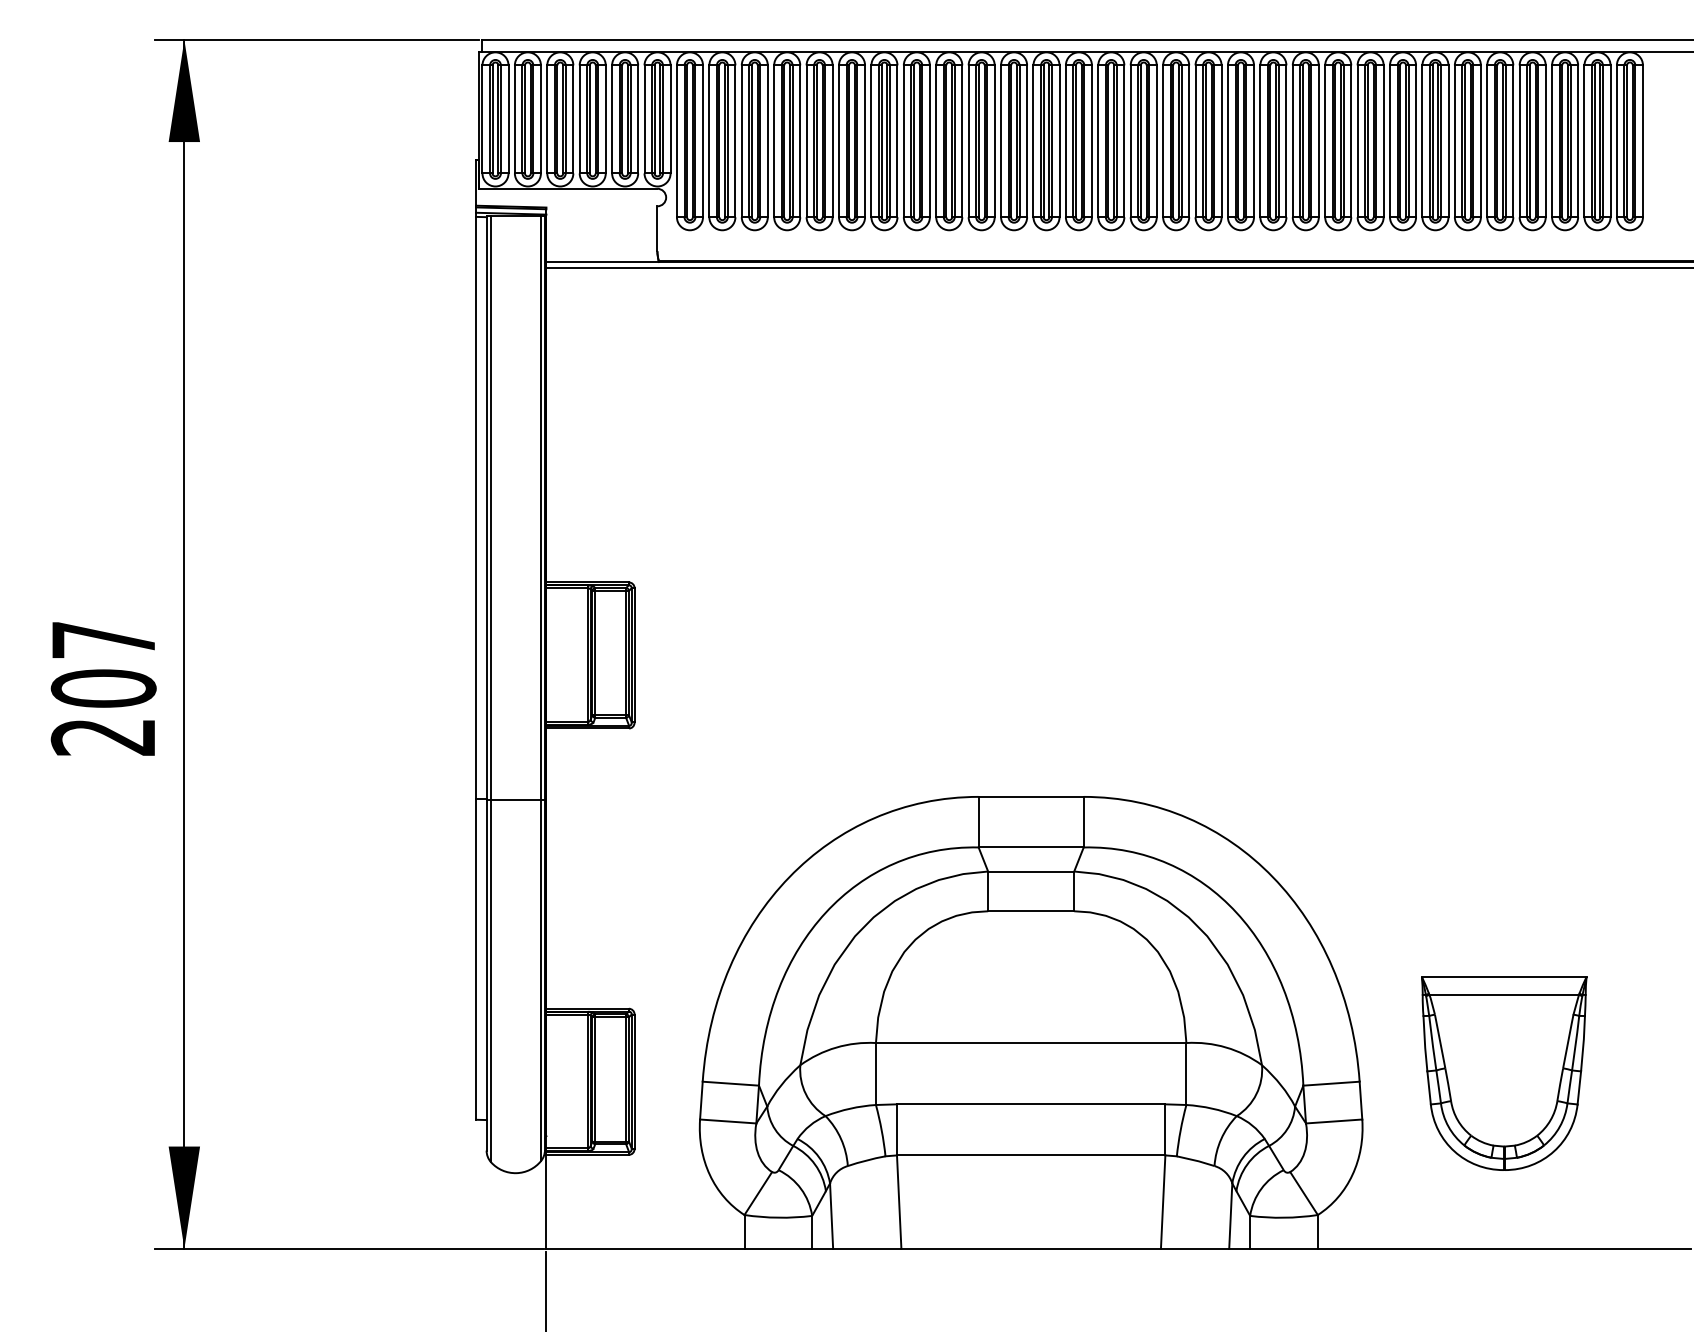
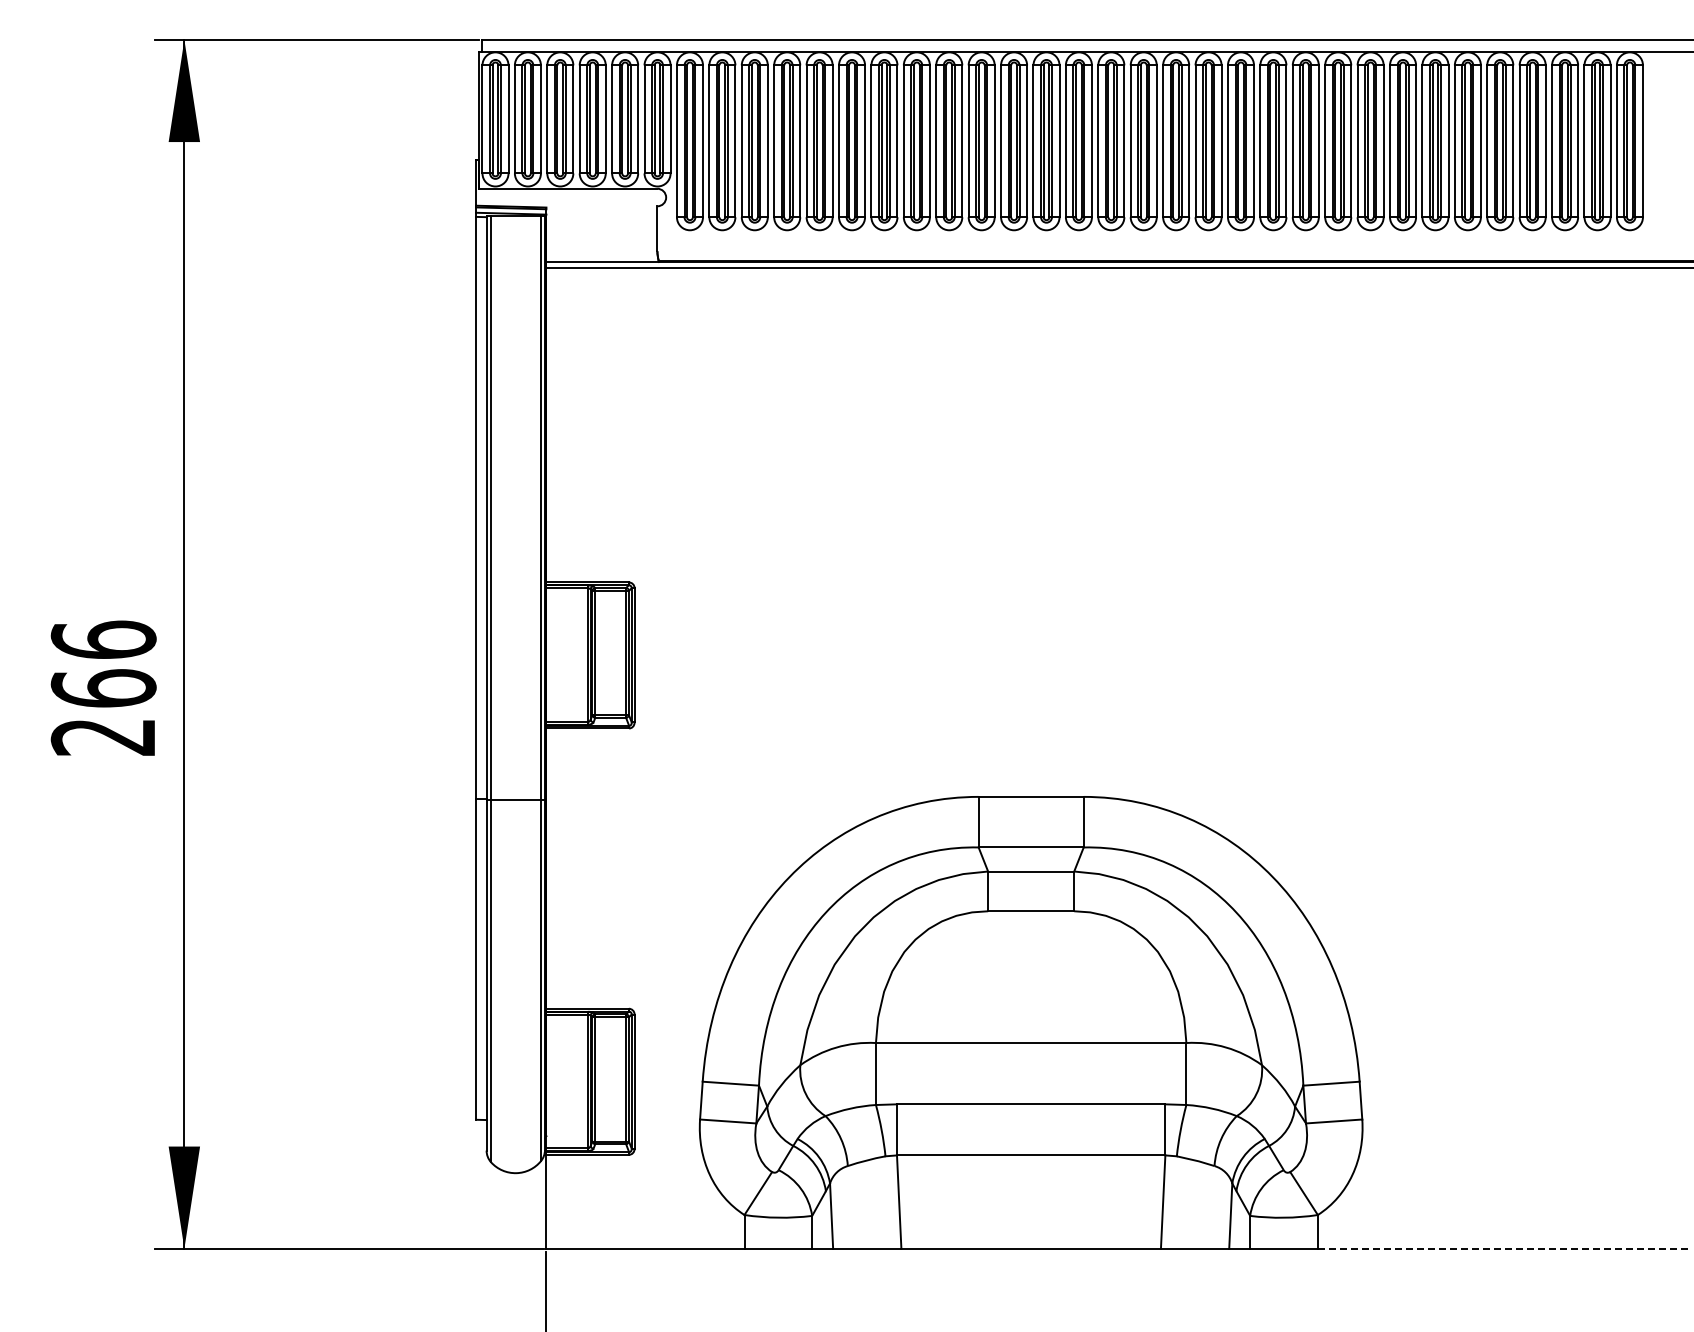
text: 207 -> 266 (103, 663)
part: present -> none (1504, 1073)
line: solid -> dashed (1504, 1248)
